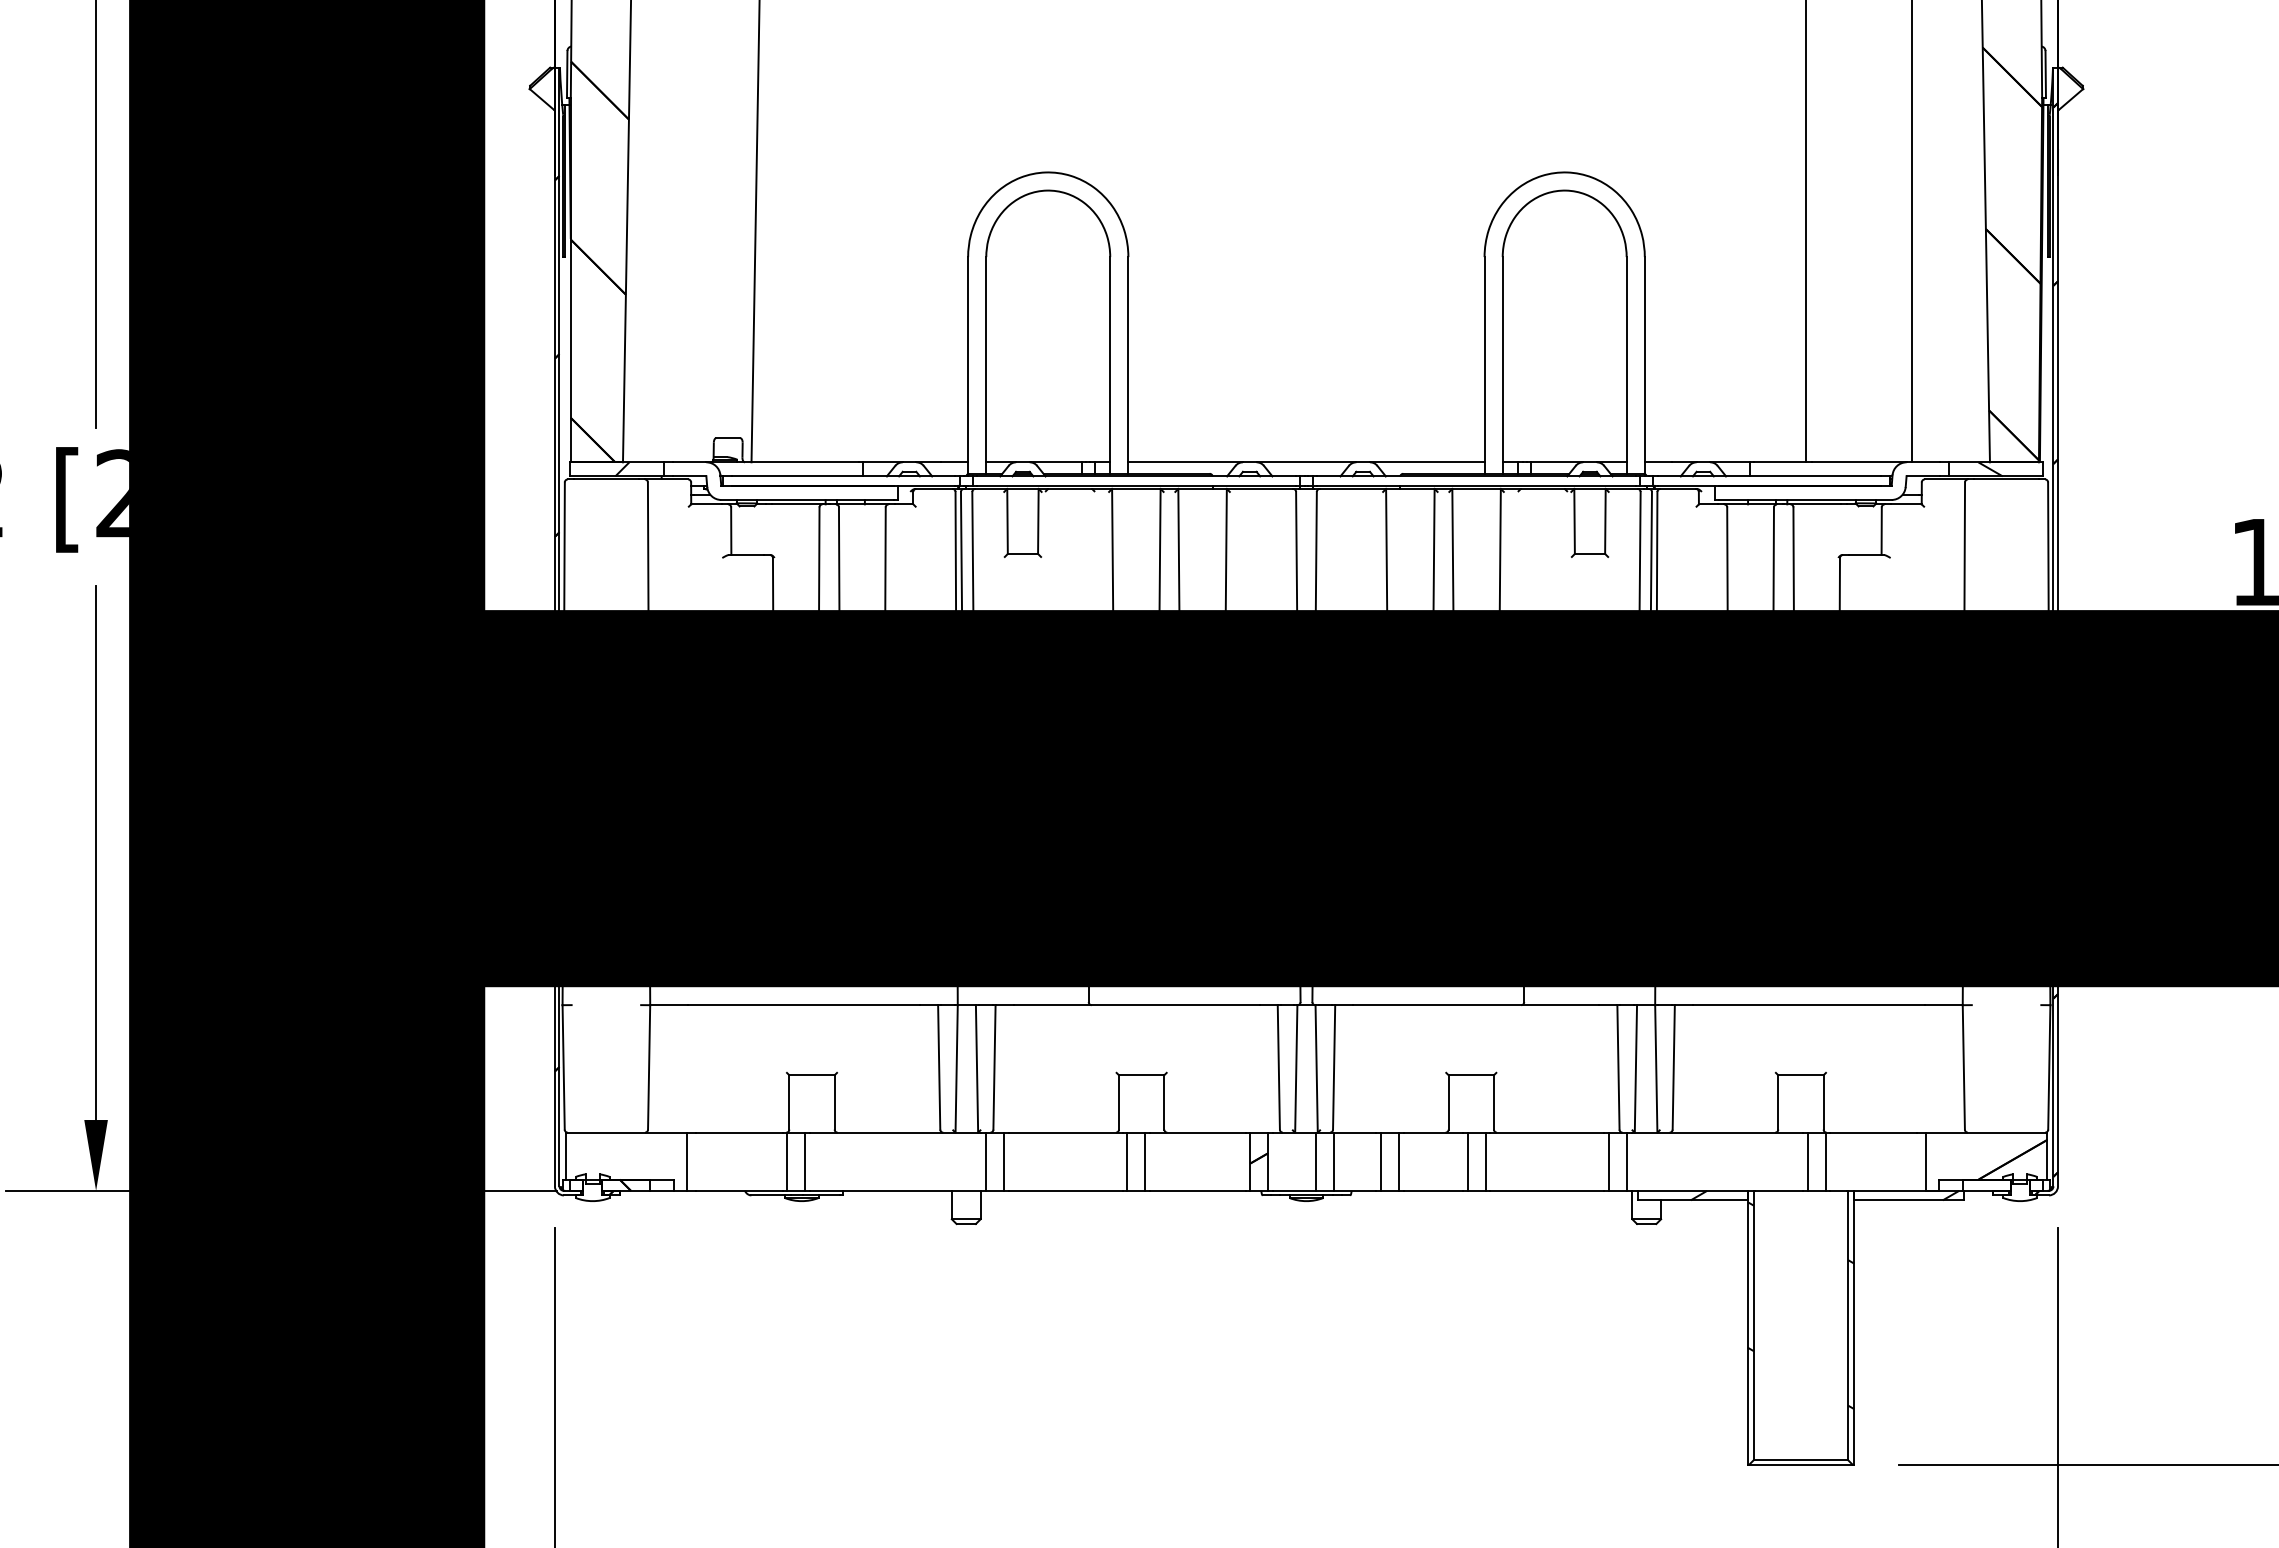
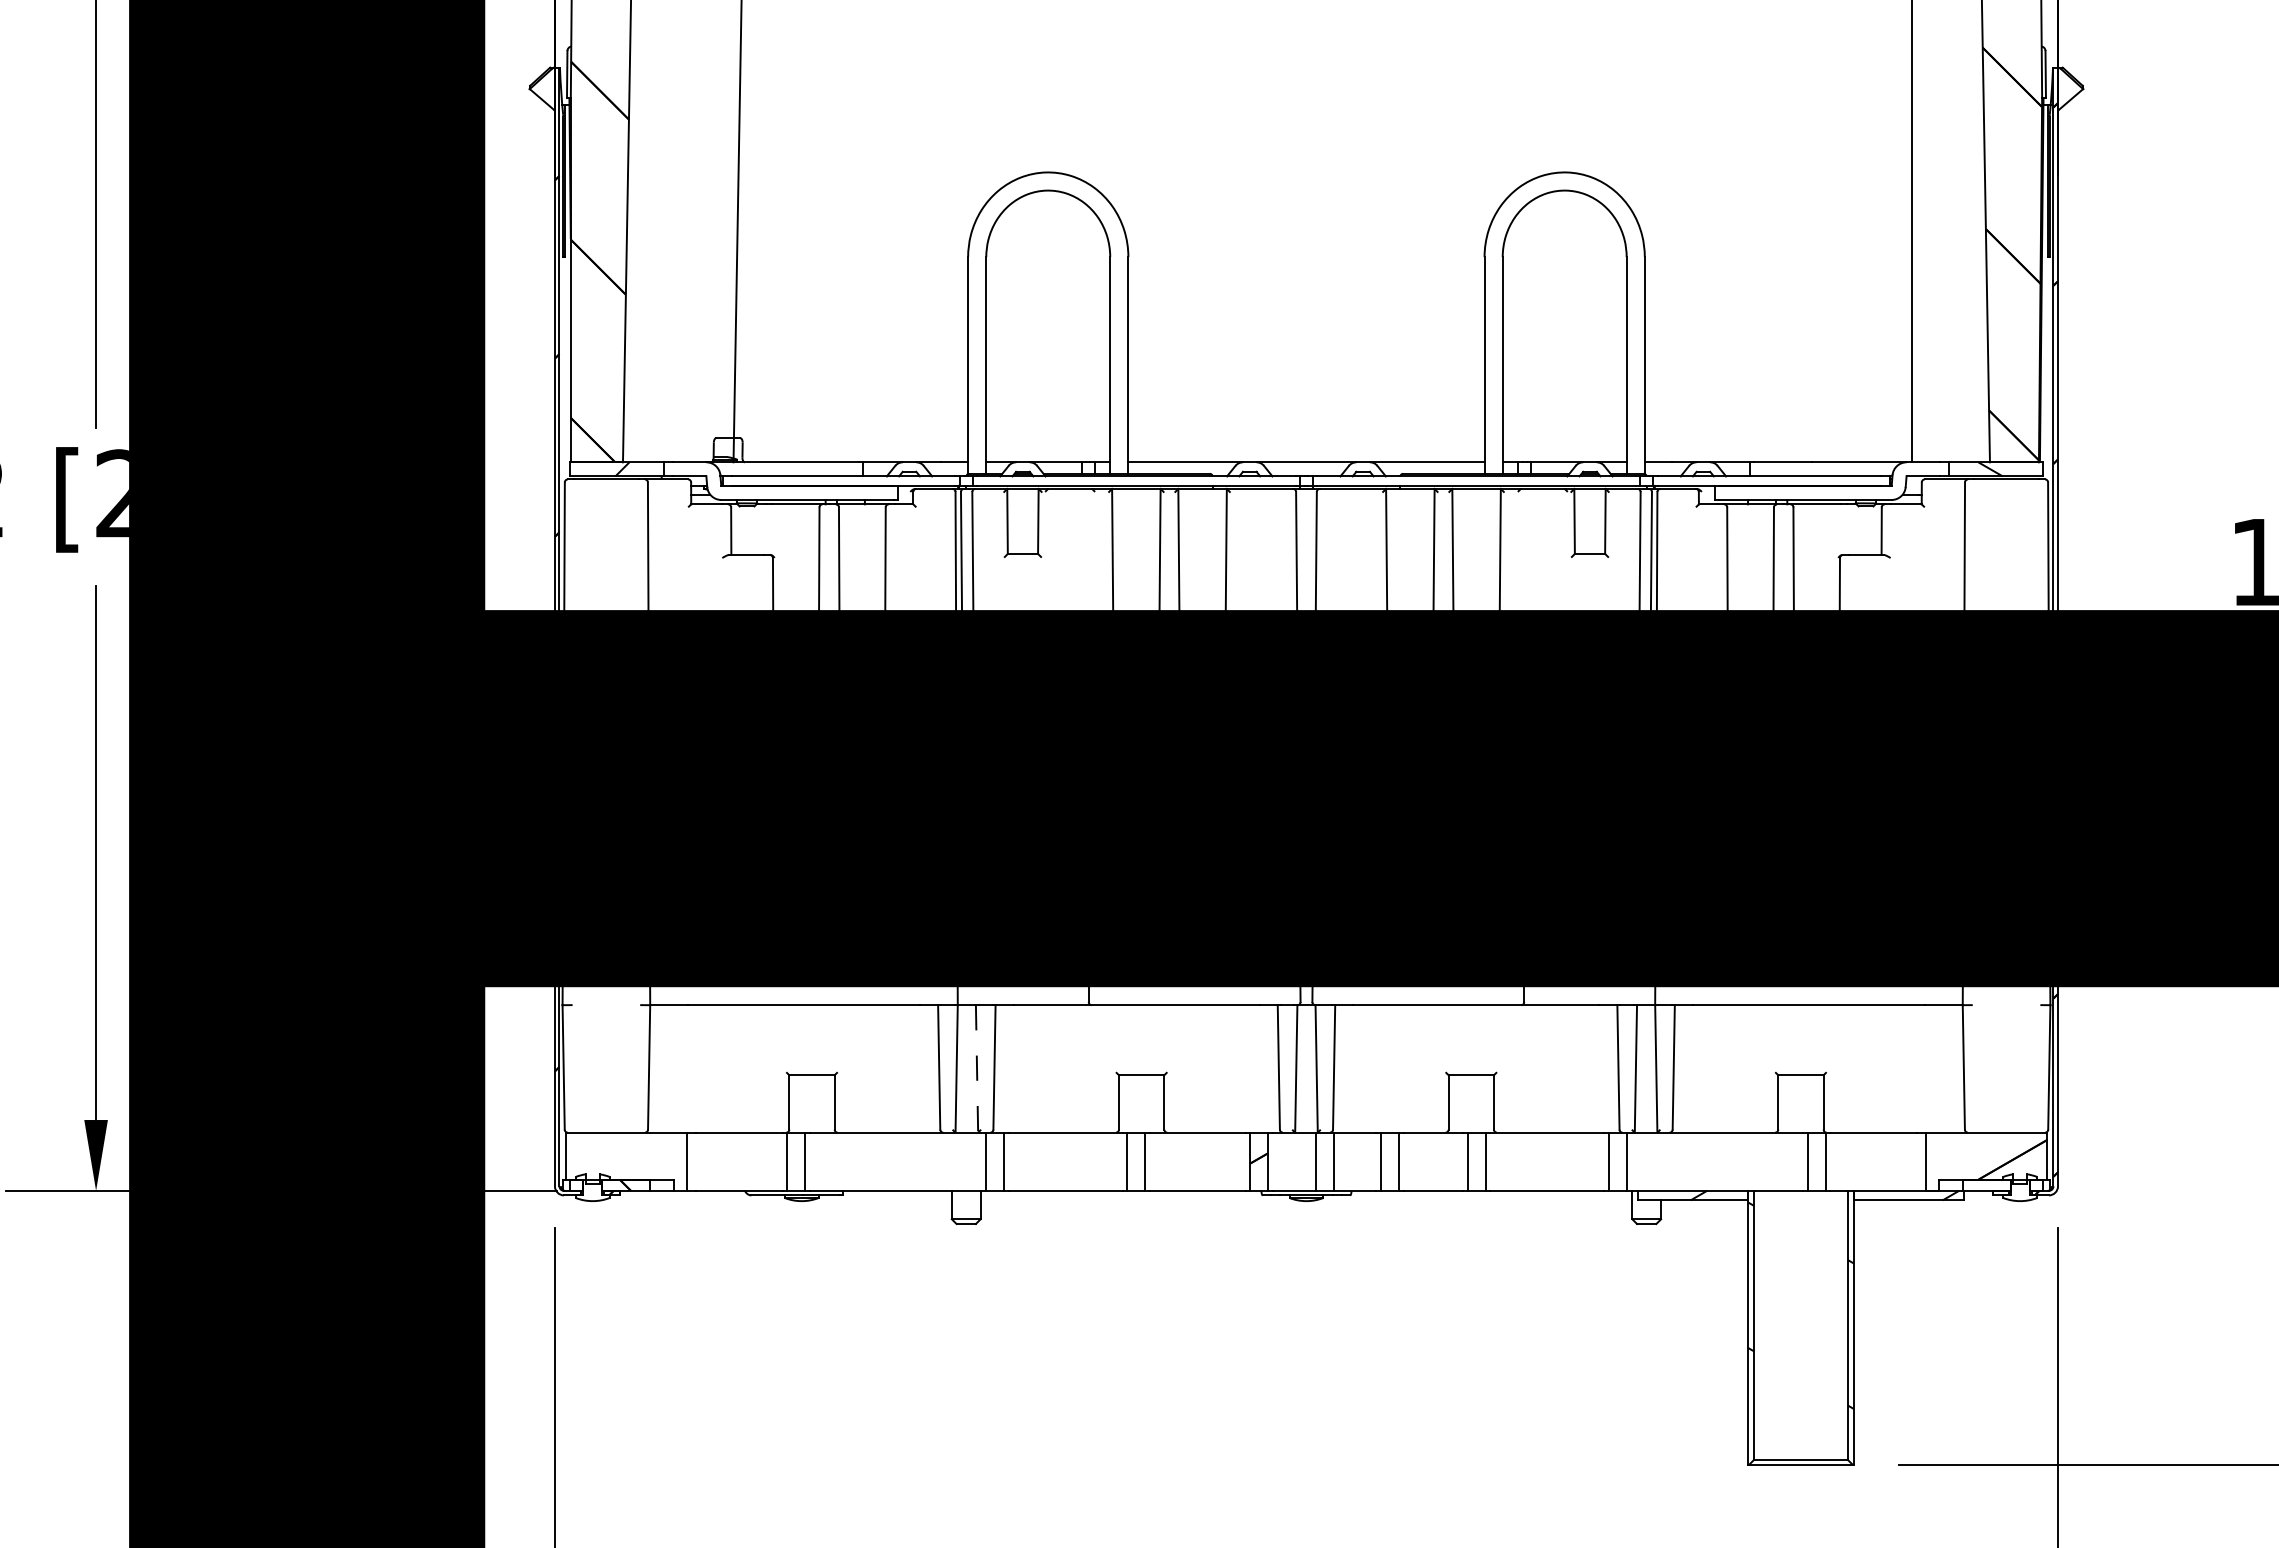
line position: (755, 232) -> (737, 232) (737, 232)
line: present -> none (1805, 232)
line: solid -> dashed (977, 1068)
